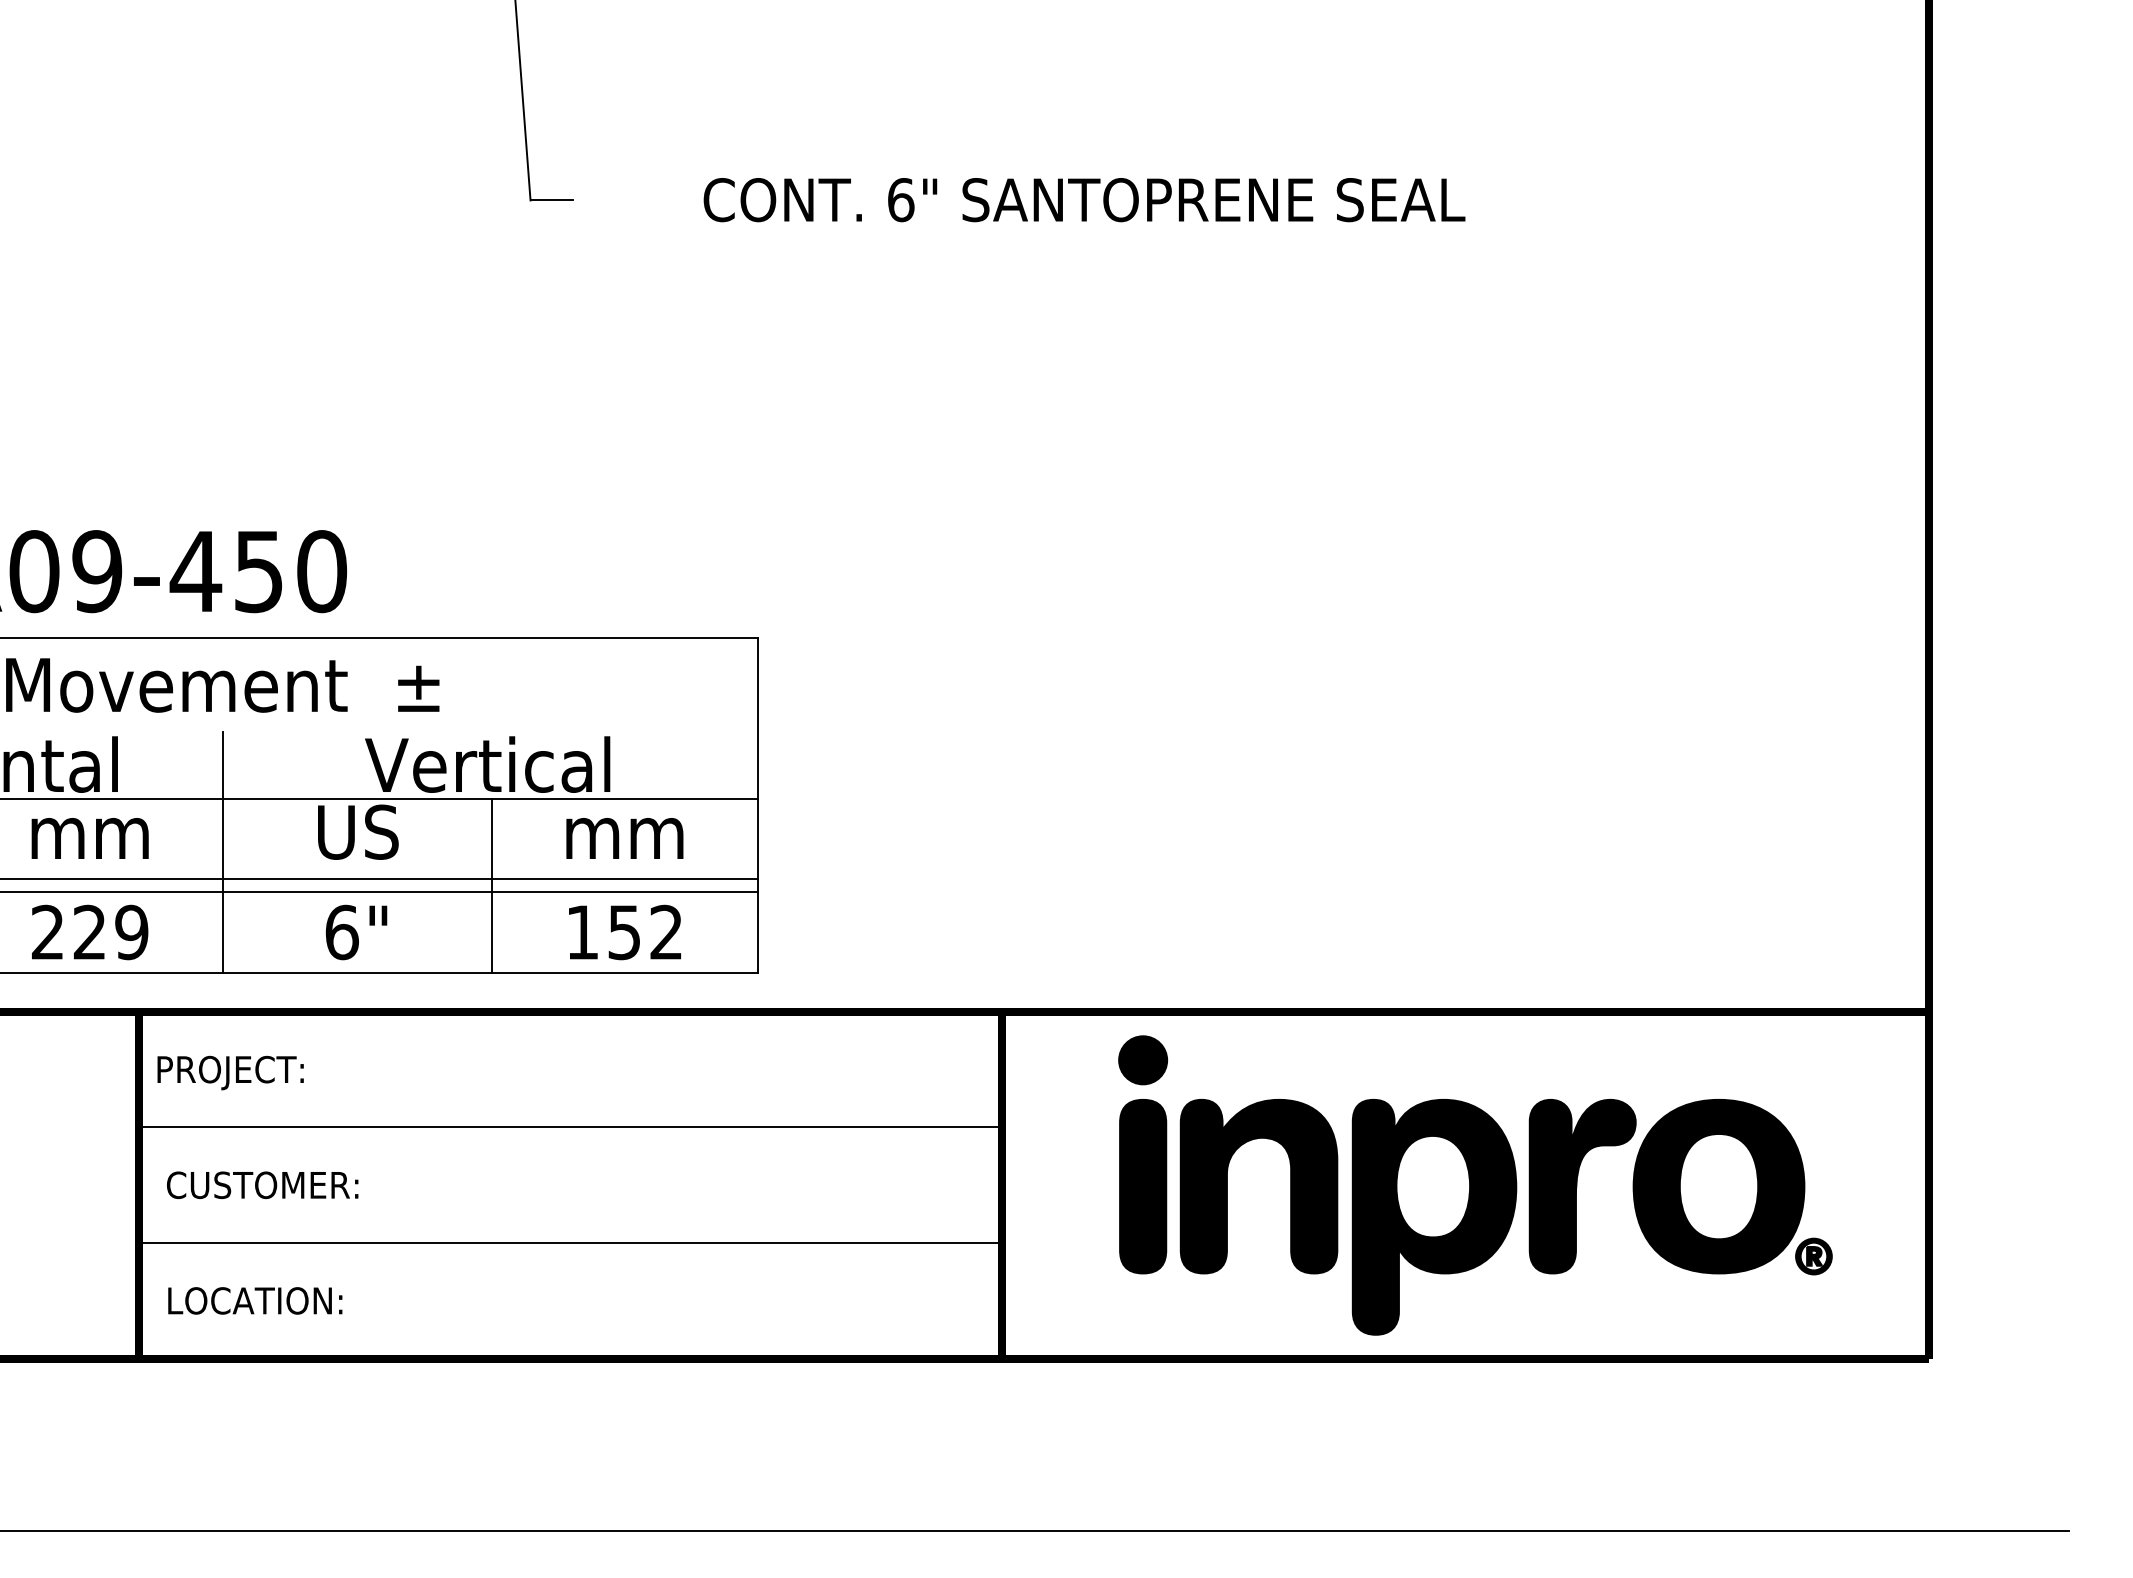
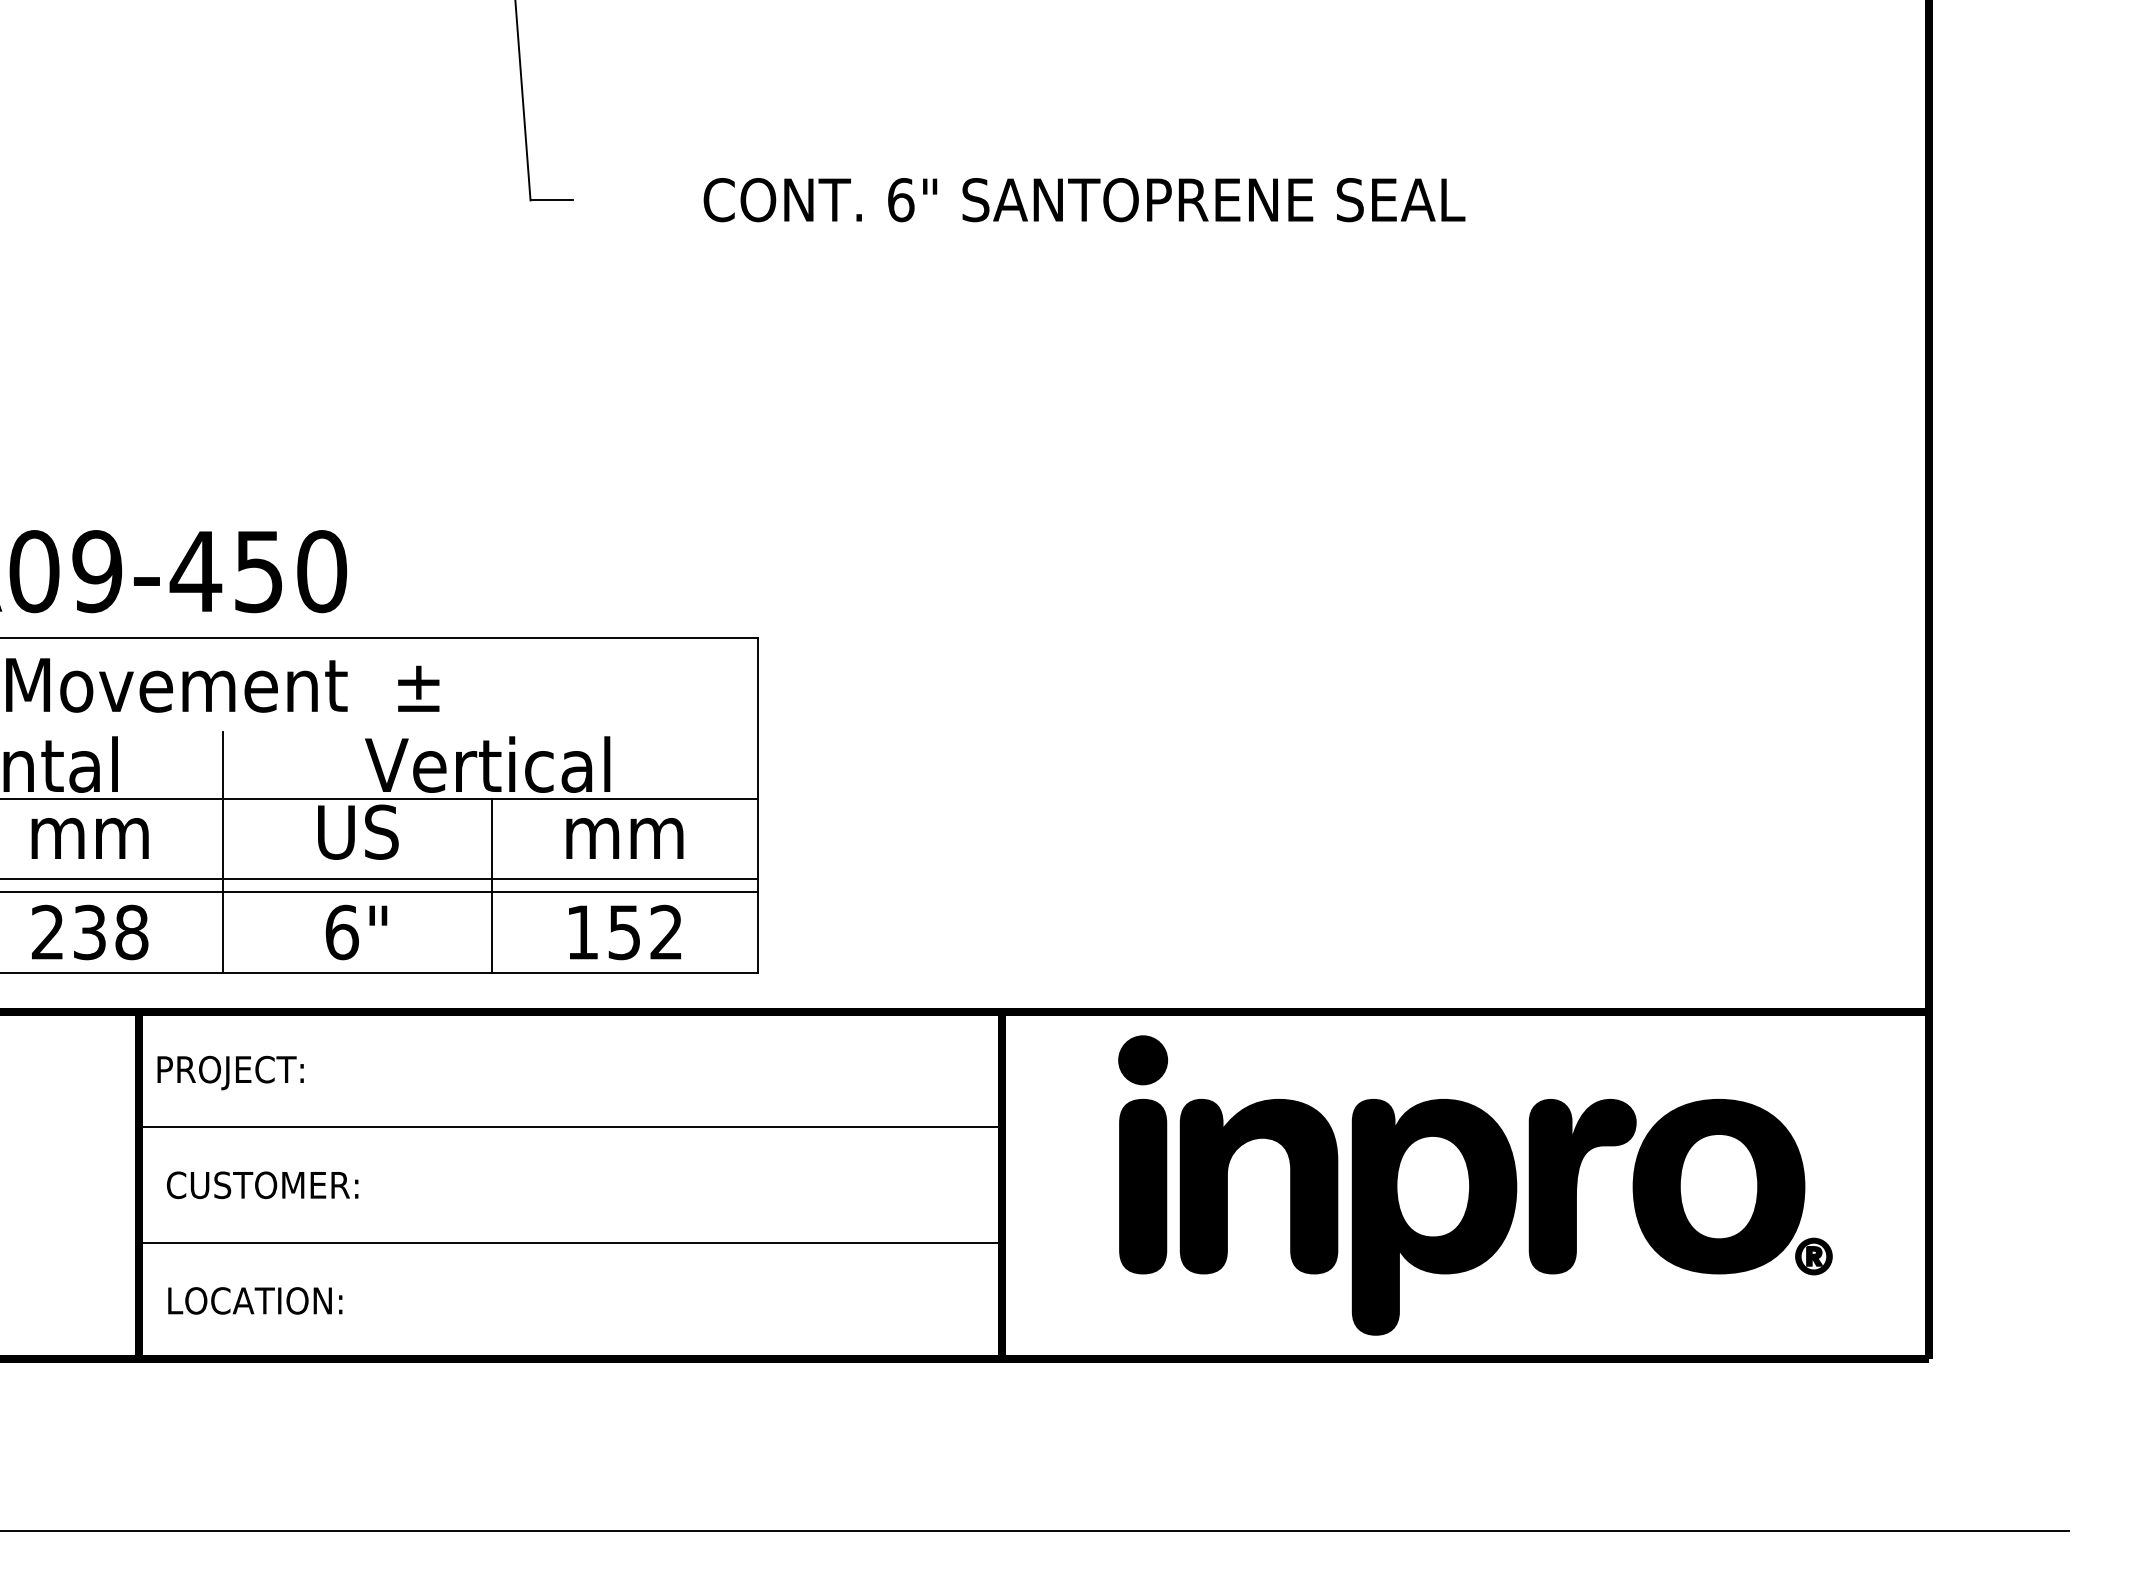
text: 229 -> 238 (110, 932)
